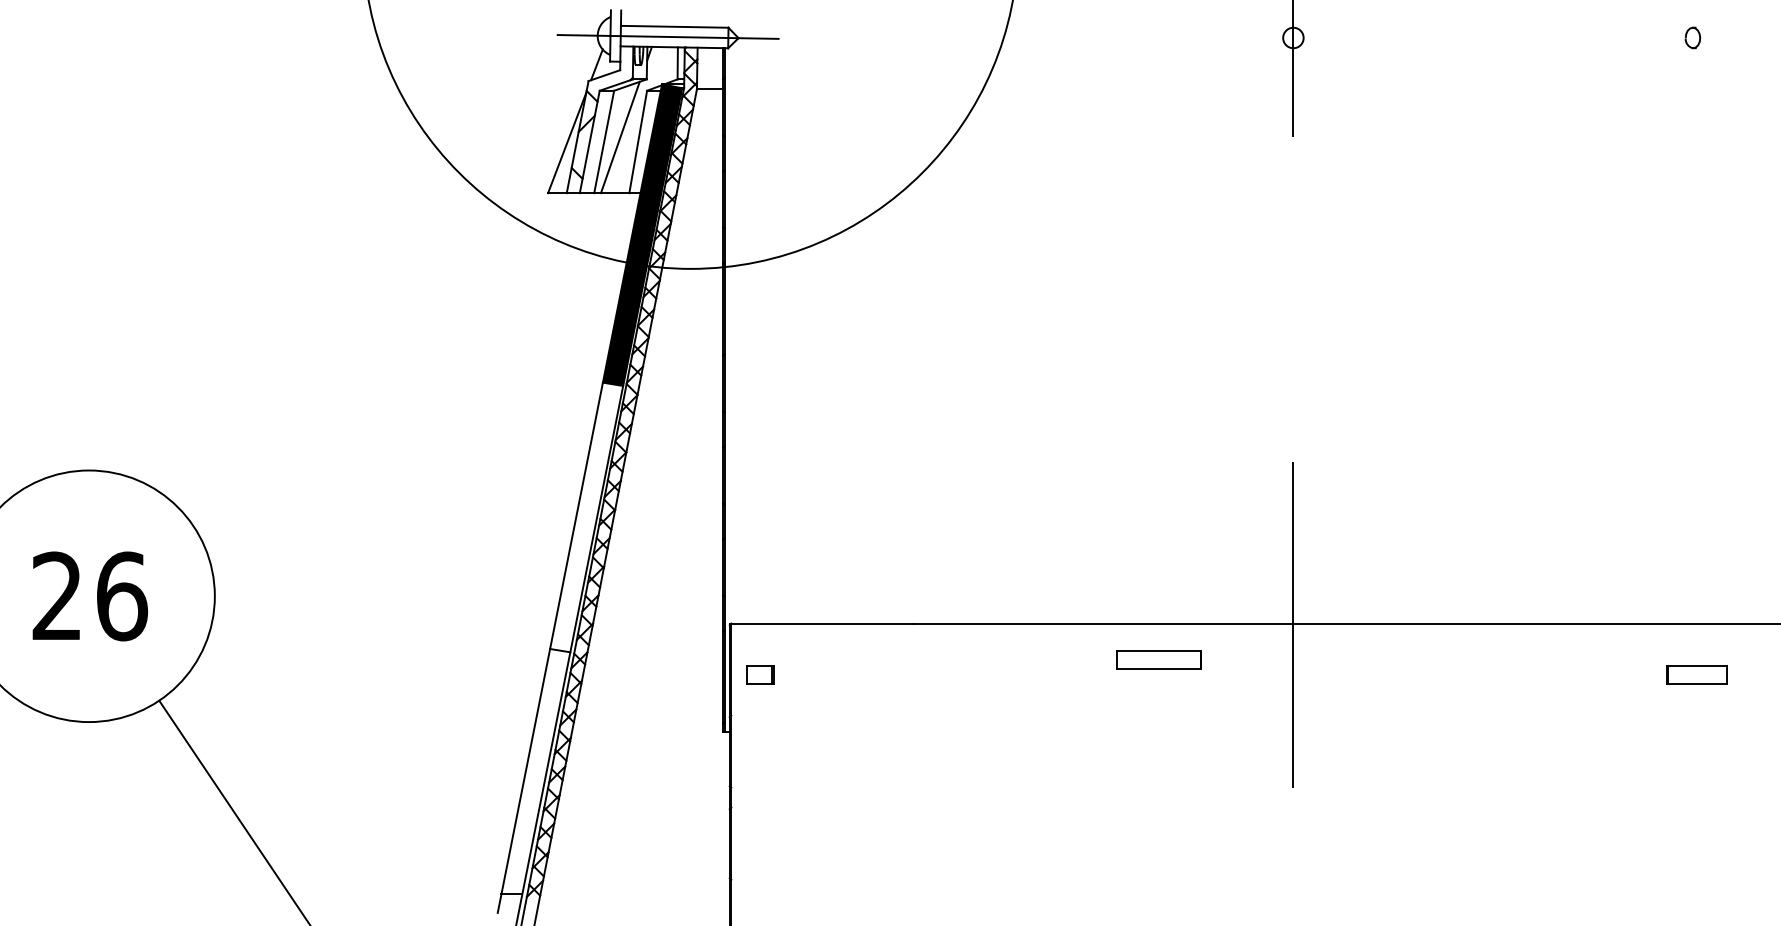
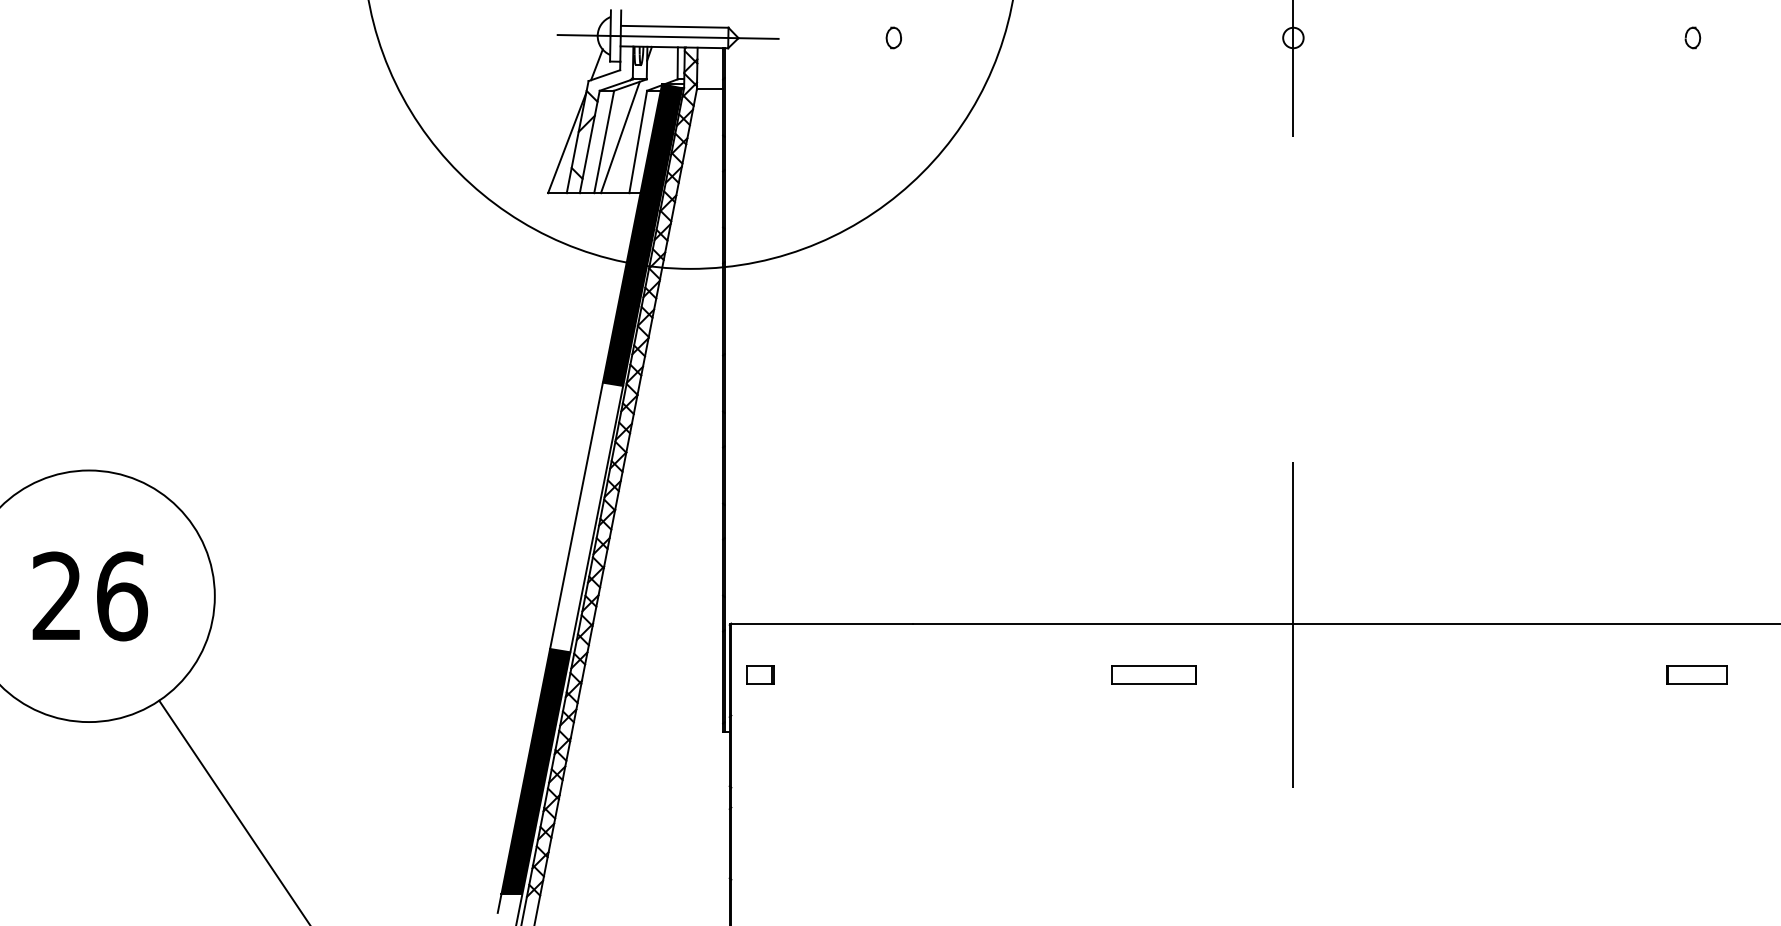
part: none -> present (893, 37)
part position: (1158, 659) -> (1153, 674) (1153, 674)
fill: none -> present (535, 771)
